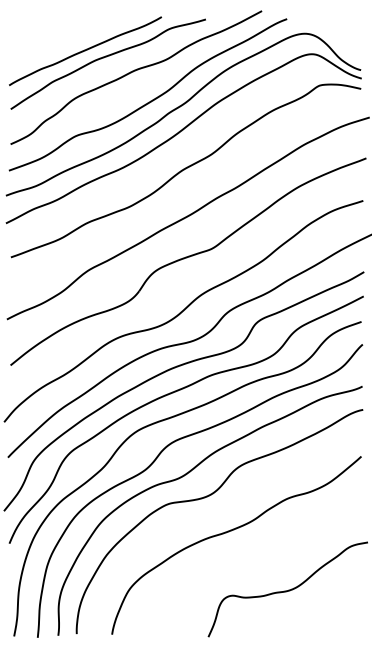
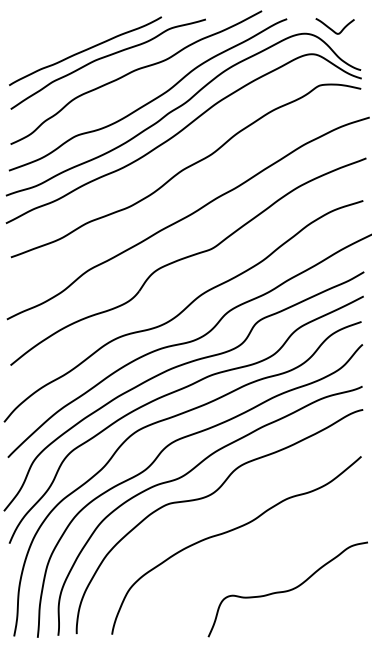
curve: none -> present (331, 28)
